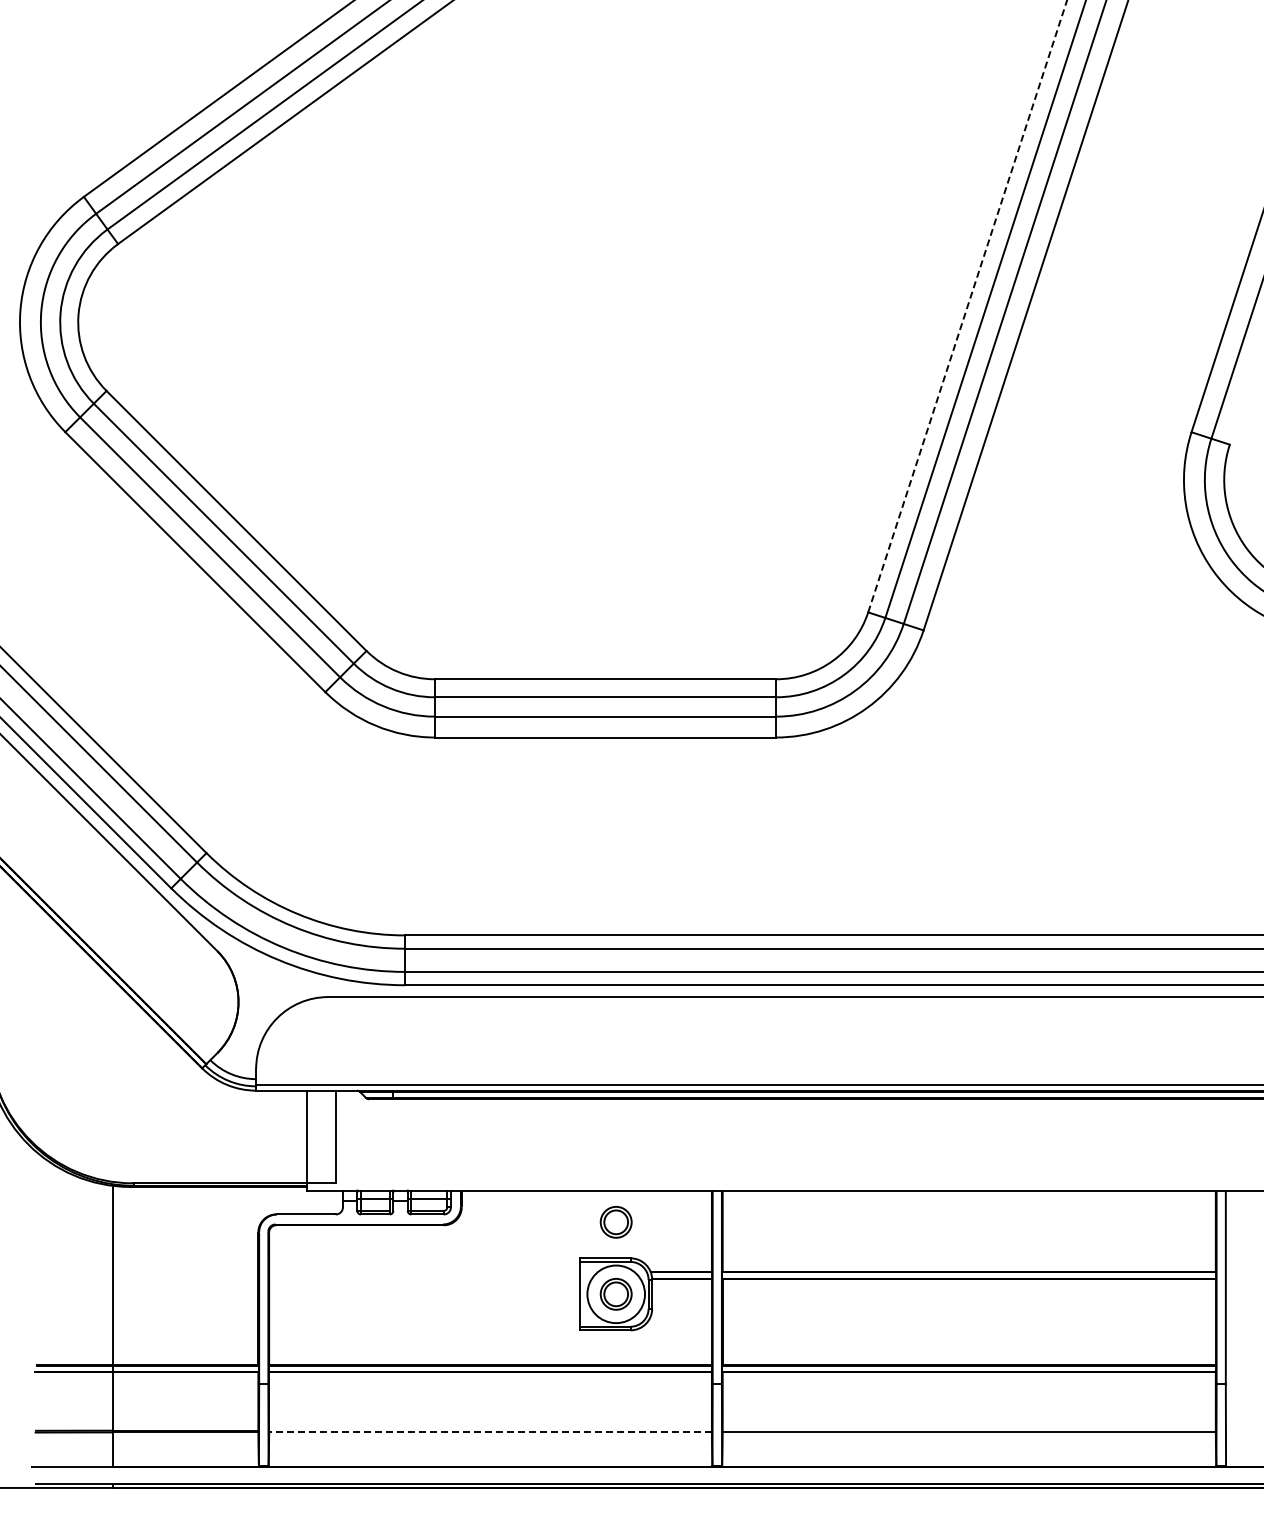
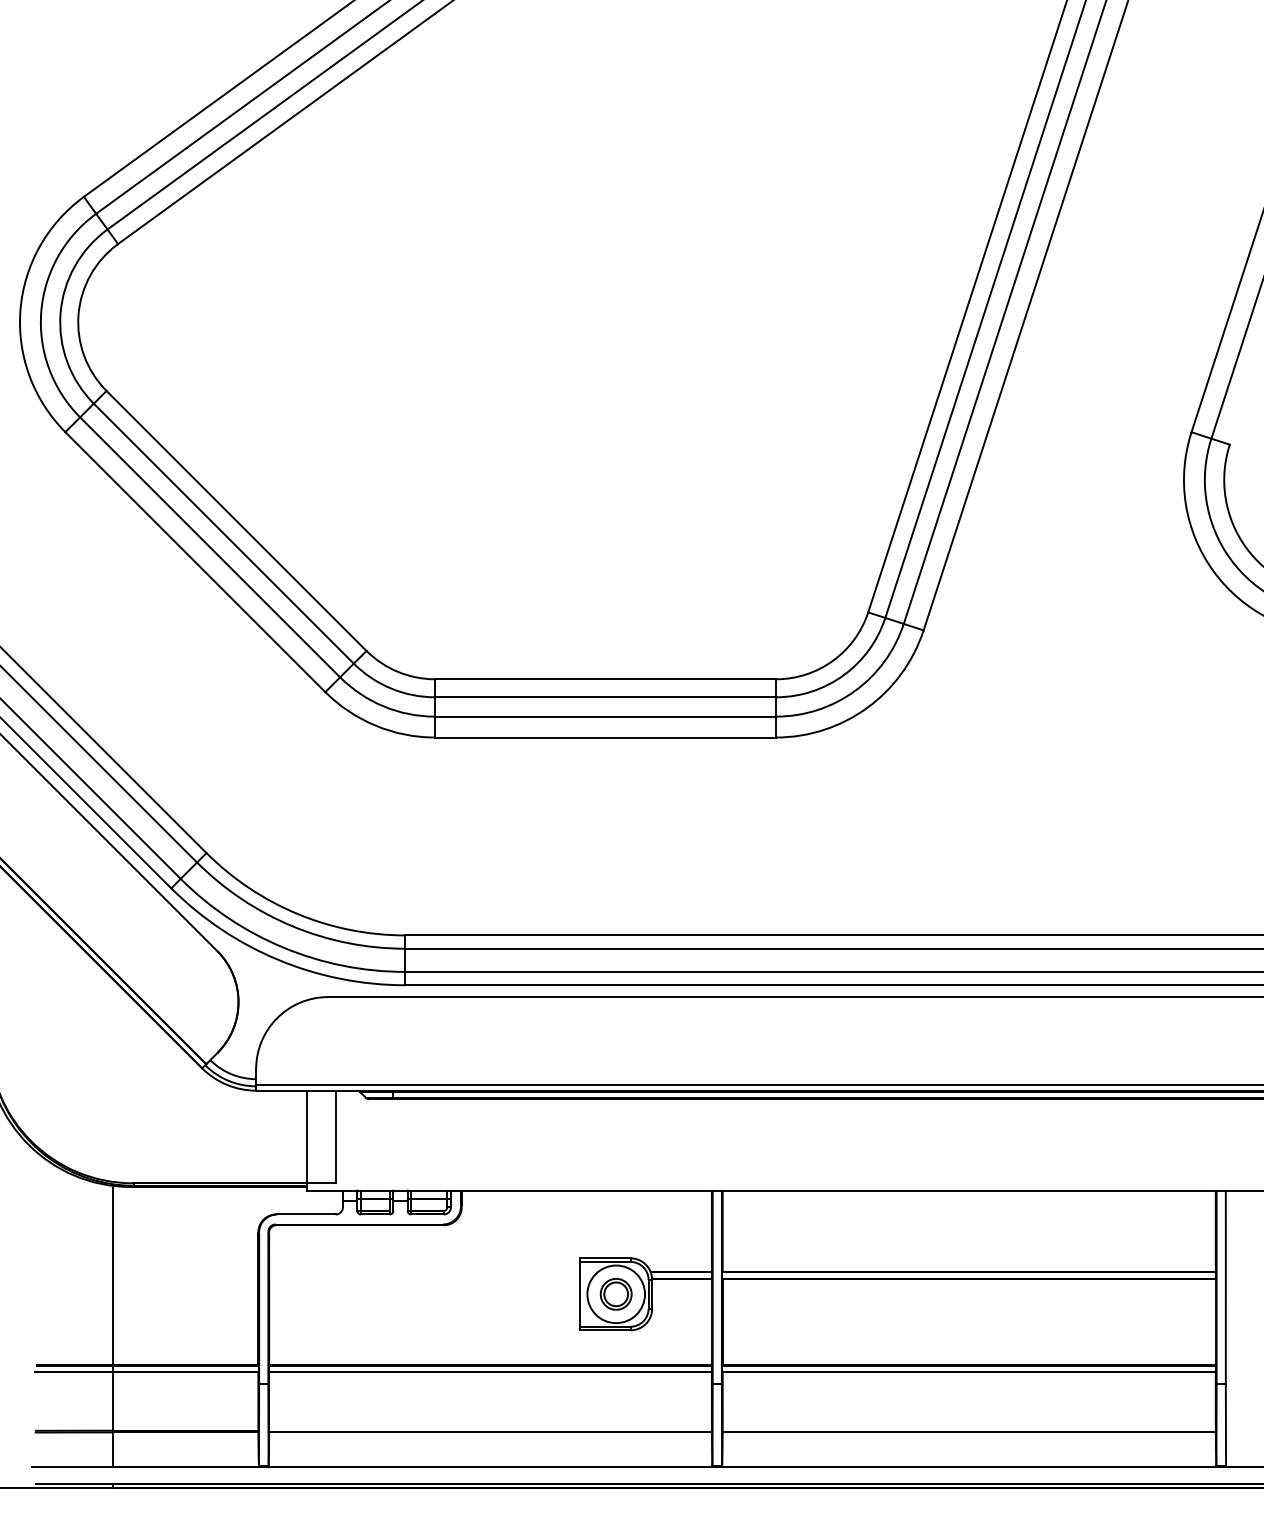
line: dashed -> solid (967, 306)
part: present -> none (615, 1222)
line: dashed -> solid (490, 1431)
